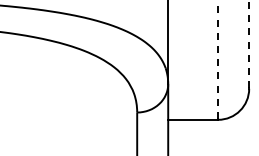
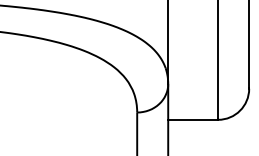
line: dashed -> solid (249, 44)
line: dashed -> solid (218, 59)
